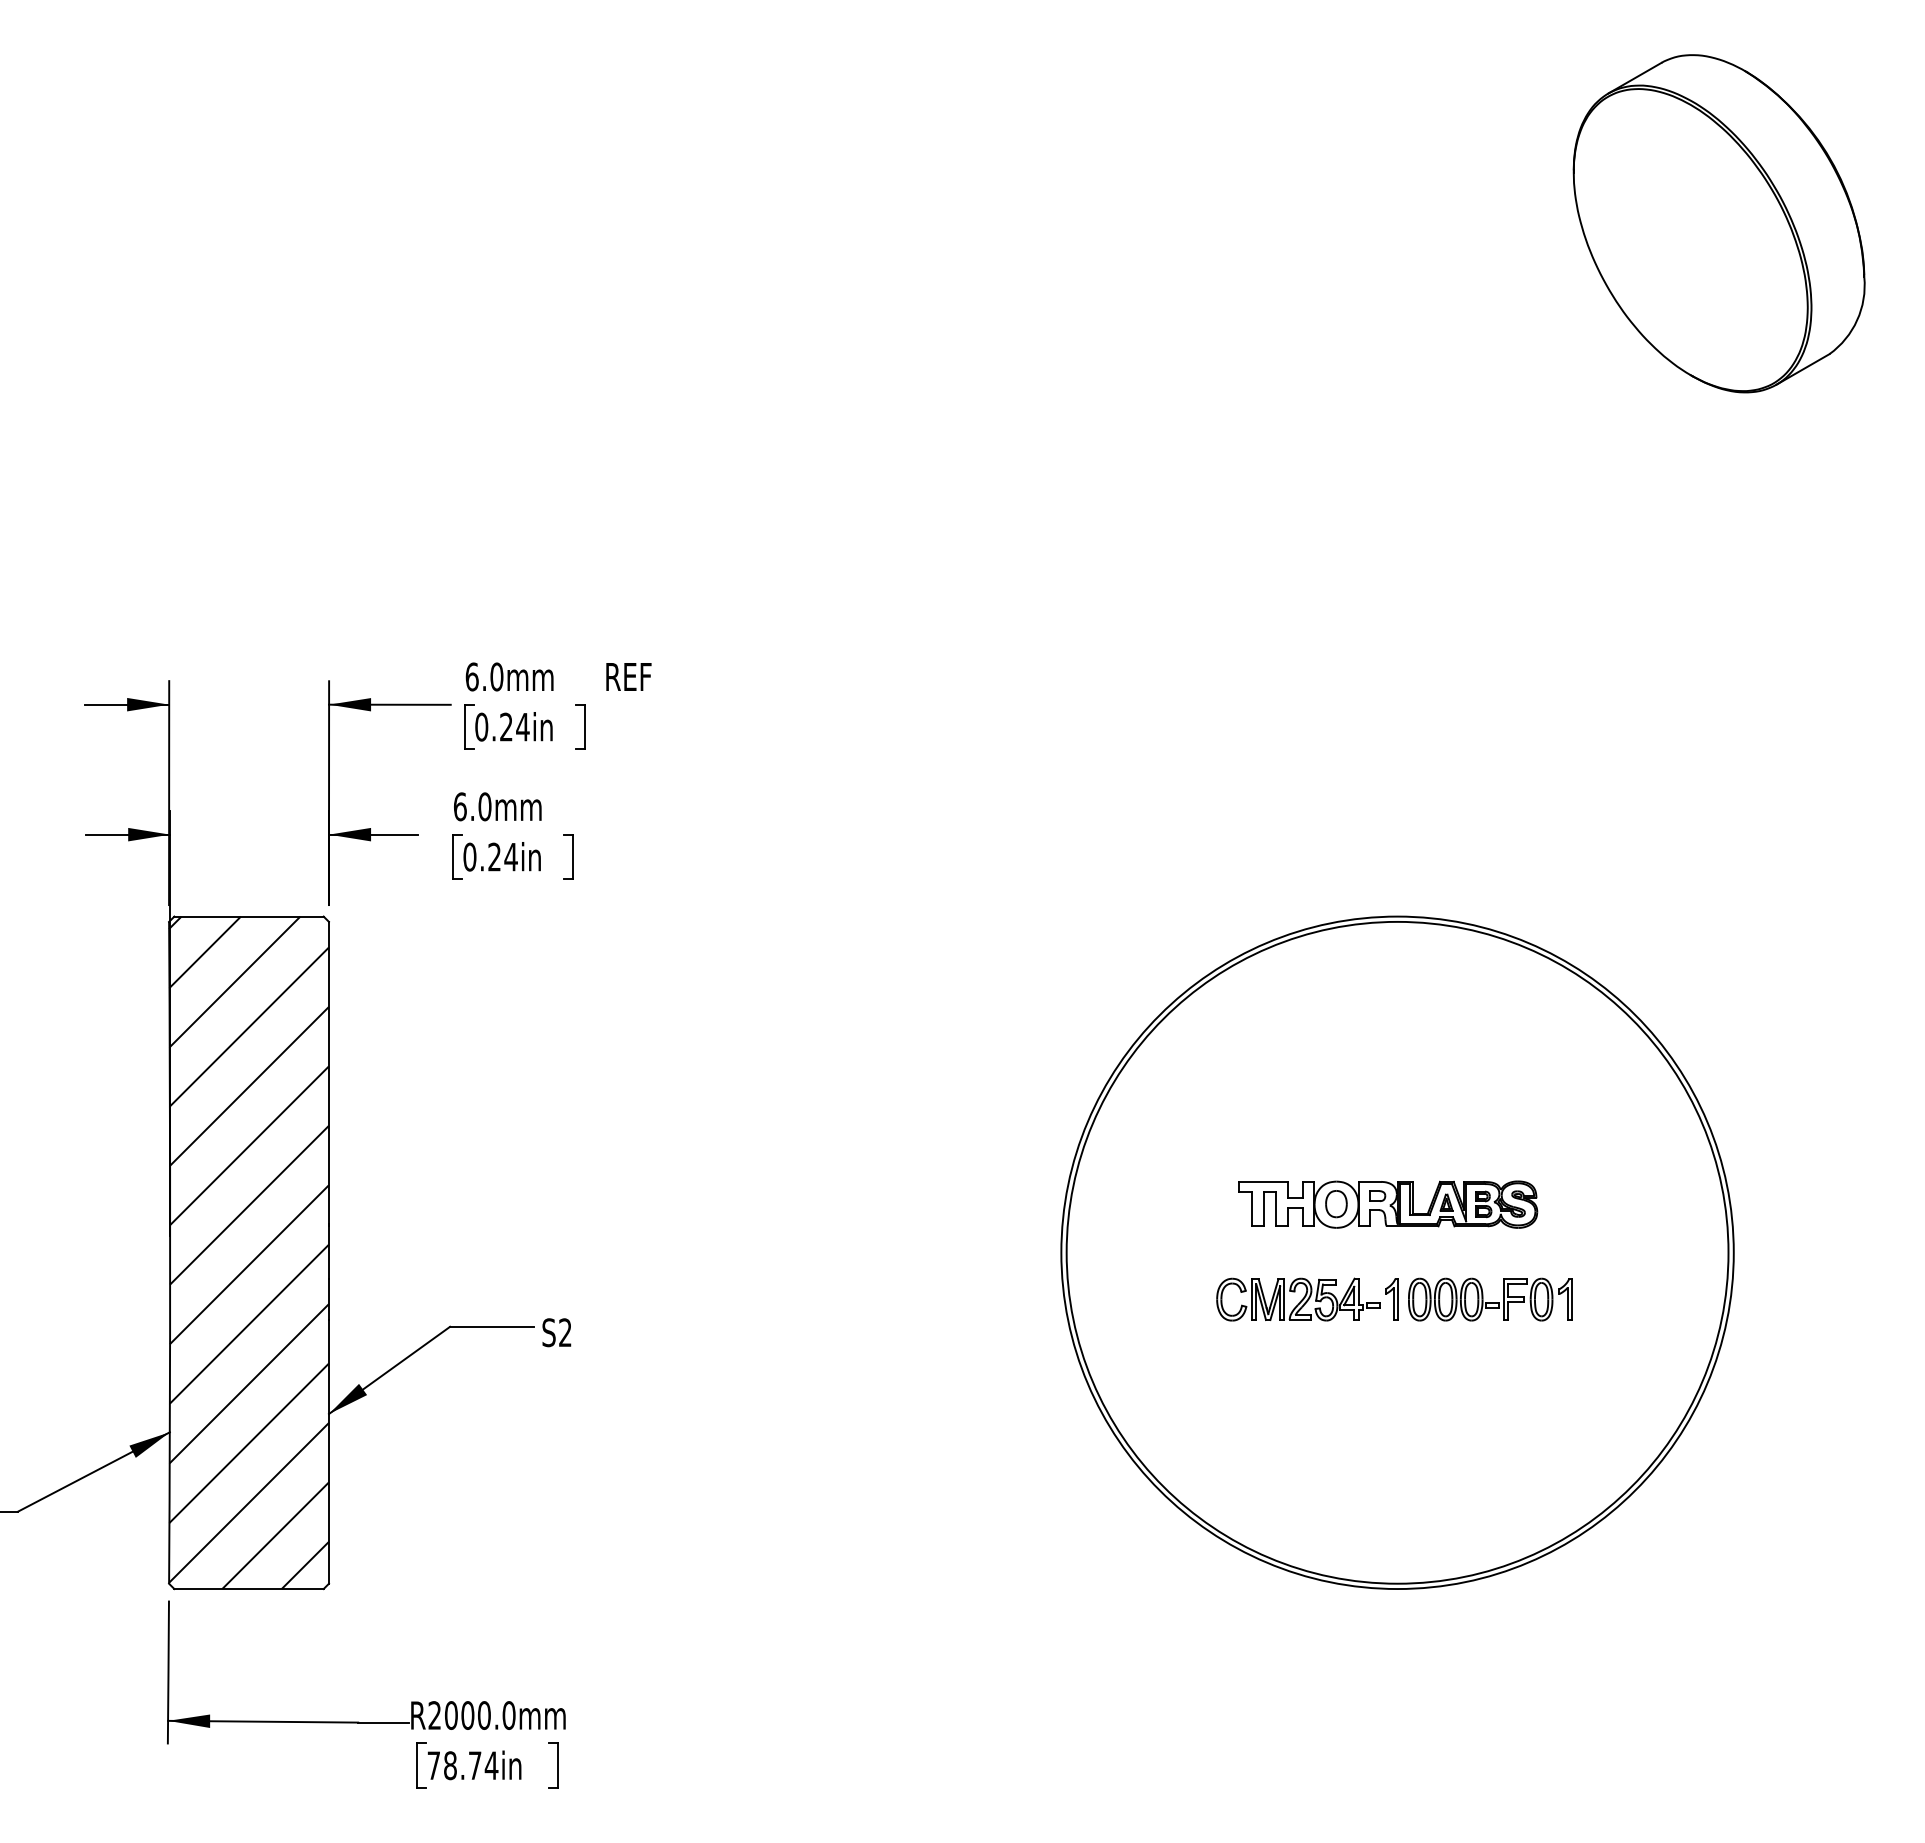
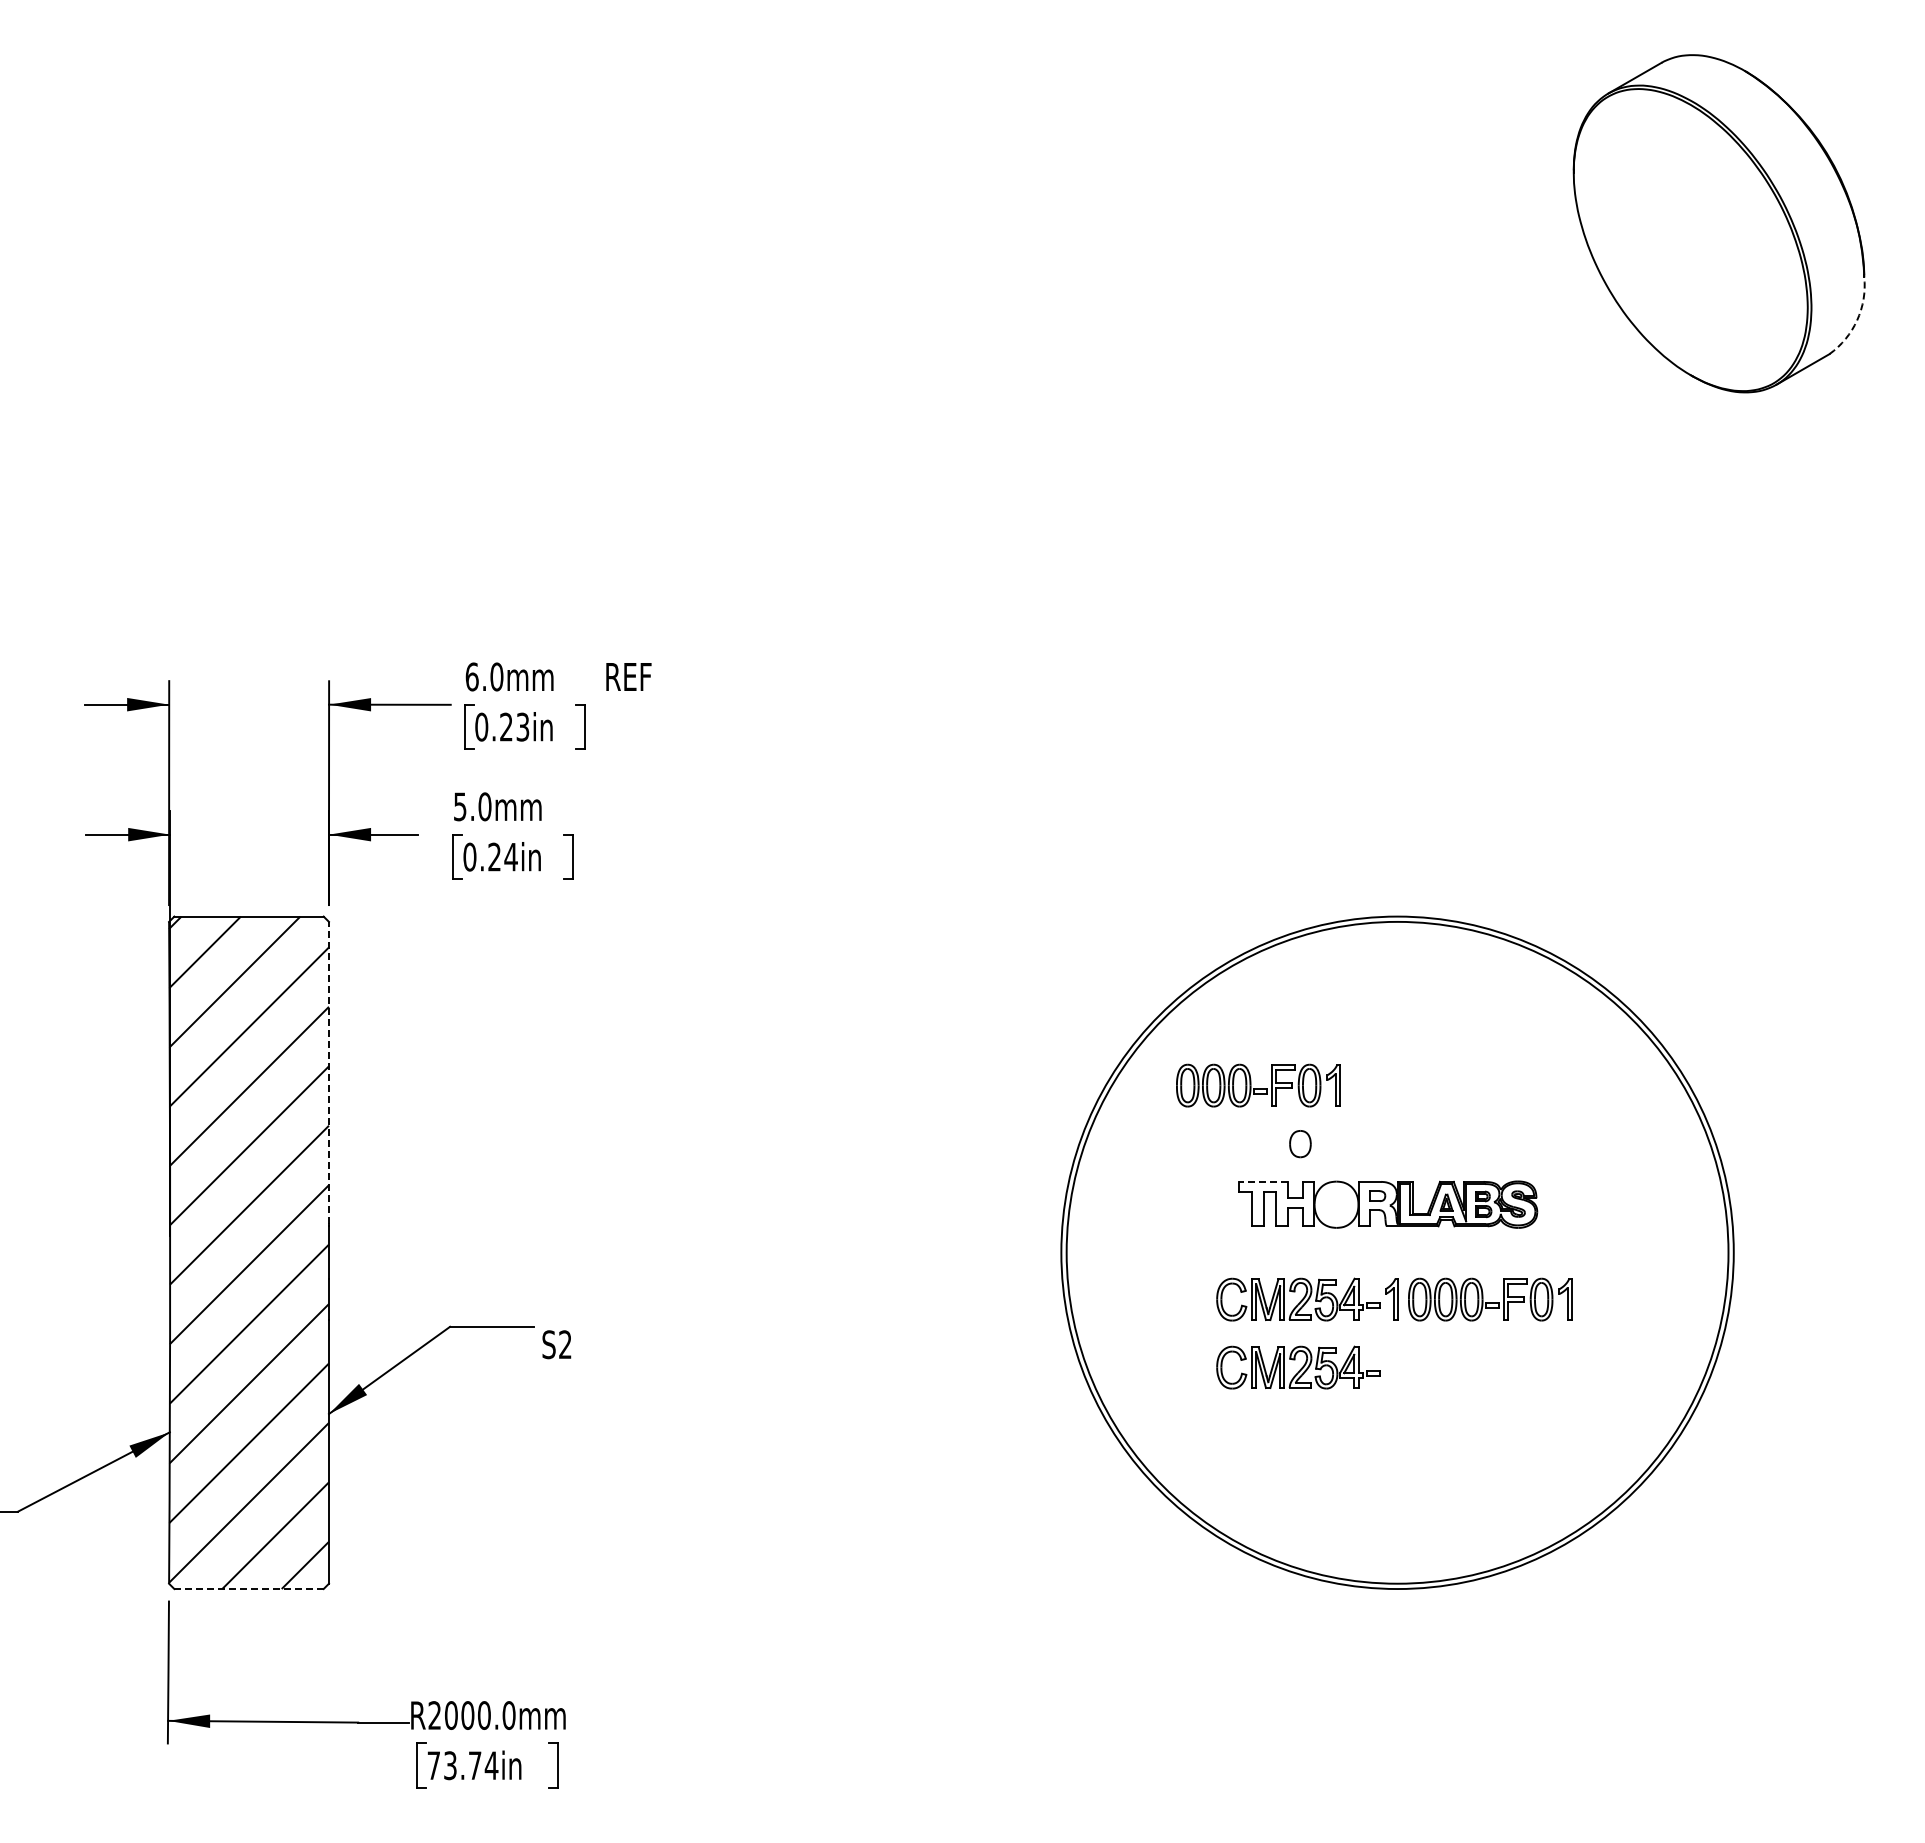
arc: solid -> dashed (1857, 320)
text: 0.24in -> 0.23in (522, 726)
text: 6.0mm -> 5.0mm (460, 806)
line: solid -> dashed (328, 1072)
part: none -> present (1258, 1085)
line: solid -> dashed (1262, 1181)
part position: (1336, 1204) -> (1300, 1144) (1300, 1144)
text position: (556, 1332) -> (556, 1344) (556, 1344)
part: none -> present (1298, 1367)
line: solid -> dashed (249, 1589)
text: 78.74in -> 73.74in (450, 1765)
